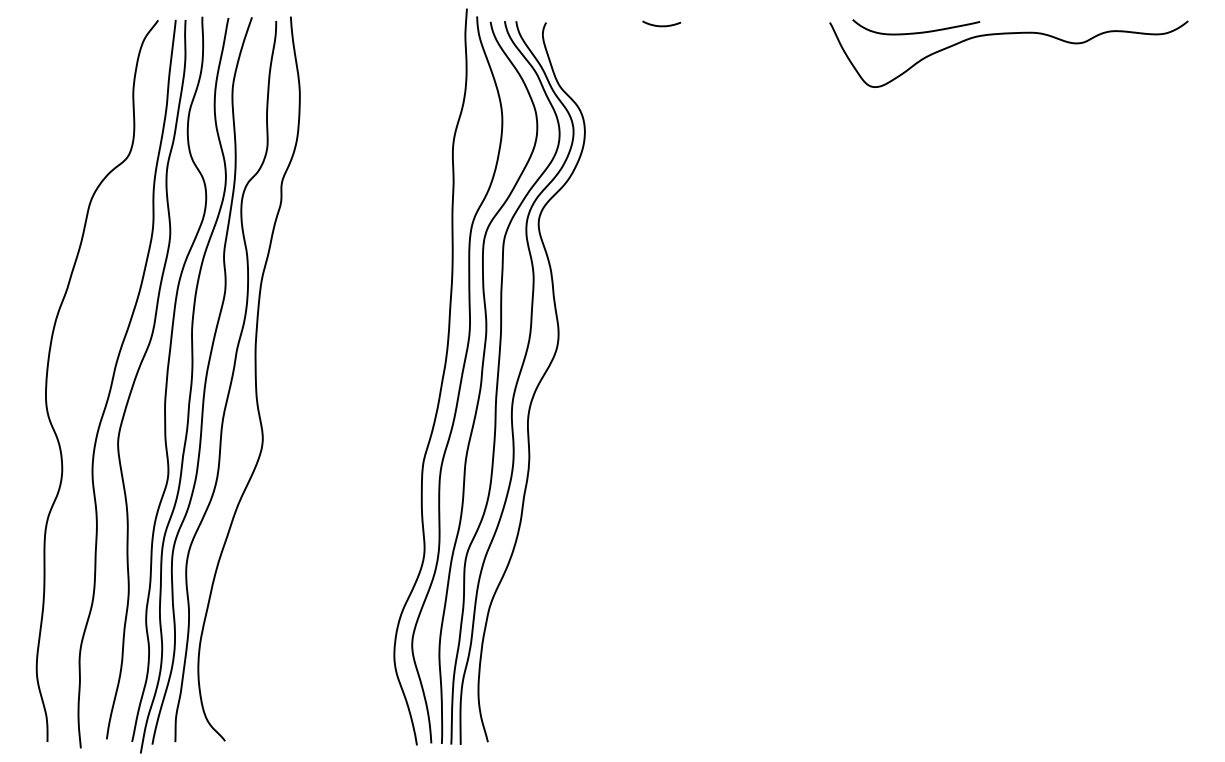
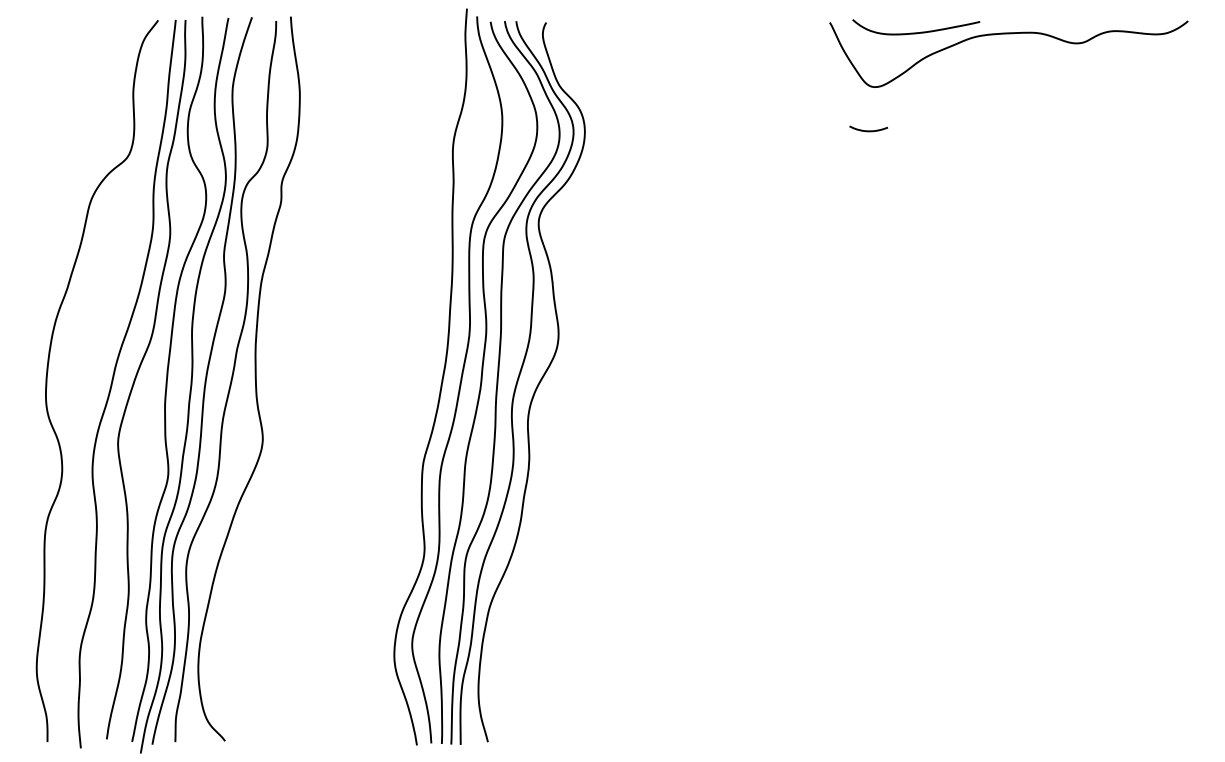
curve position: (661, 25) -> (868, 130) (868, 130)
